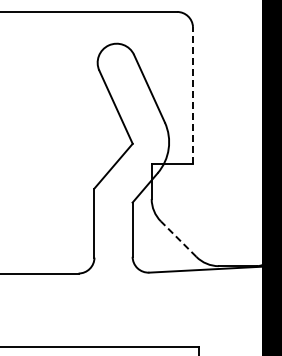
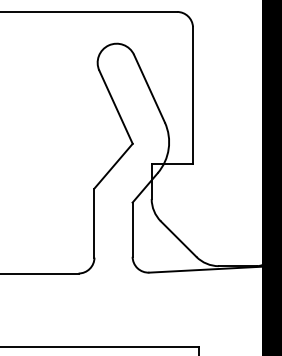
line: dashed -> solid (193, 95)
line: dashed -> solid (178, 238)
